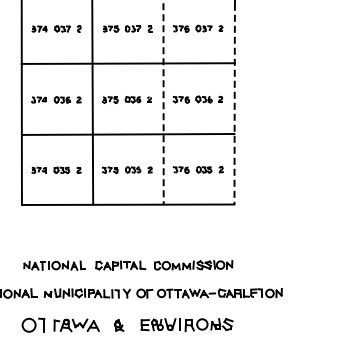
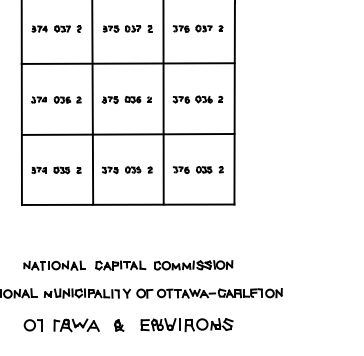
line: dashed -> solid (163, 102)
line: dashed -> solid (234, 104)
part size: 25x16 px -> 20x13 px (32, 325)
